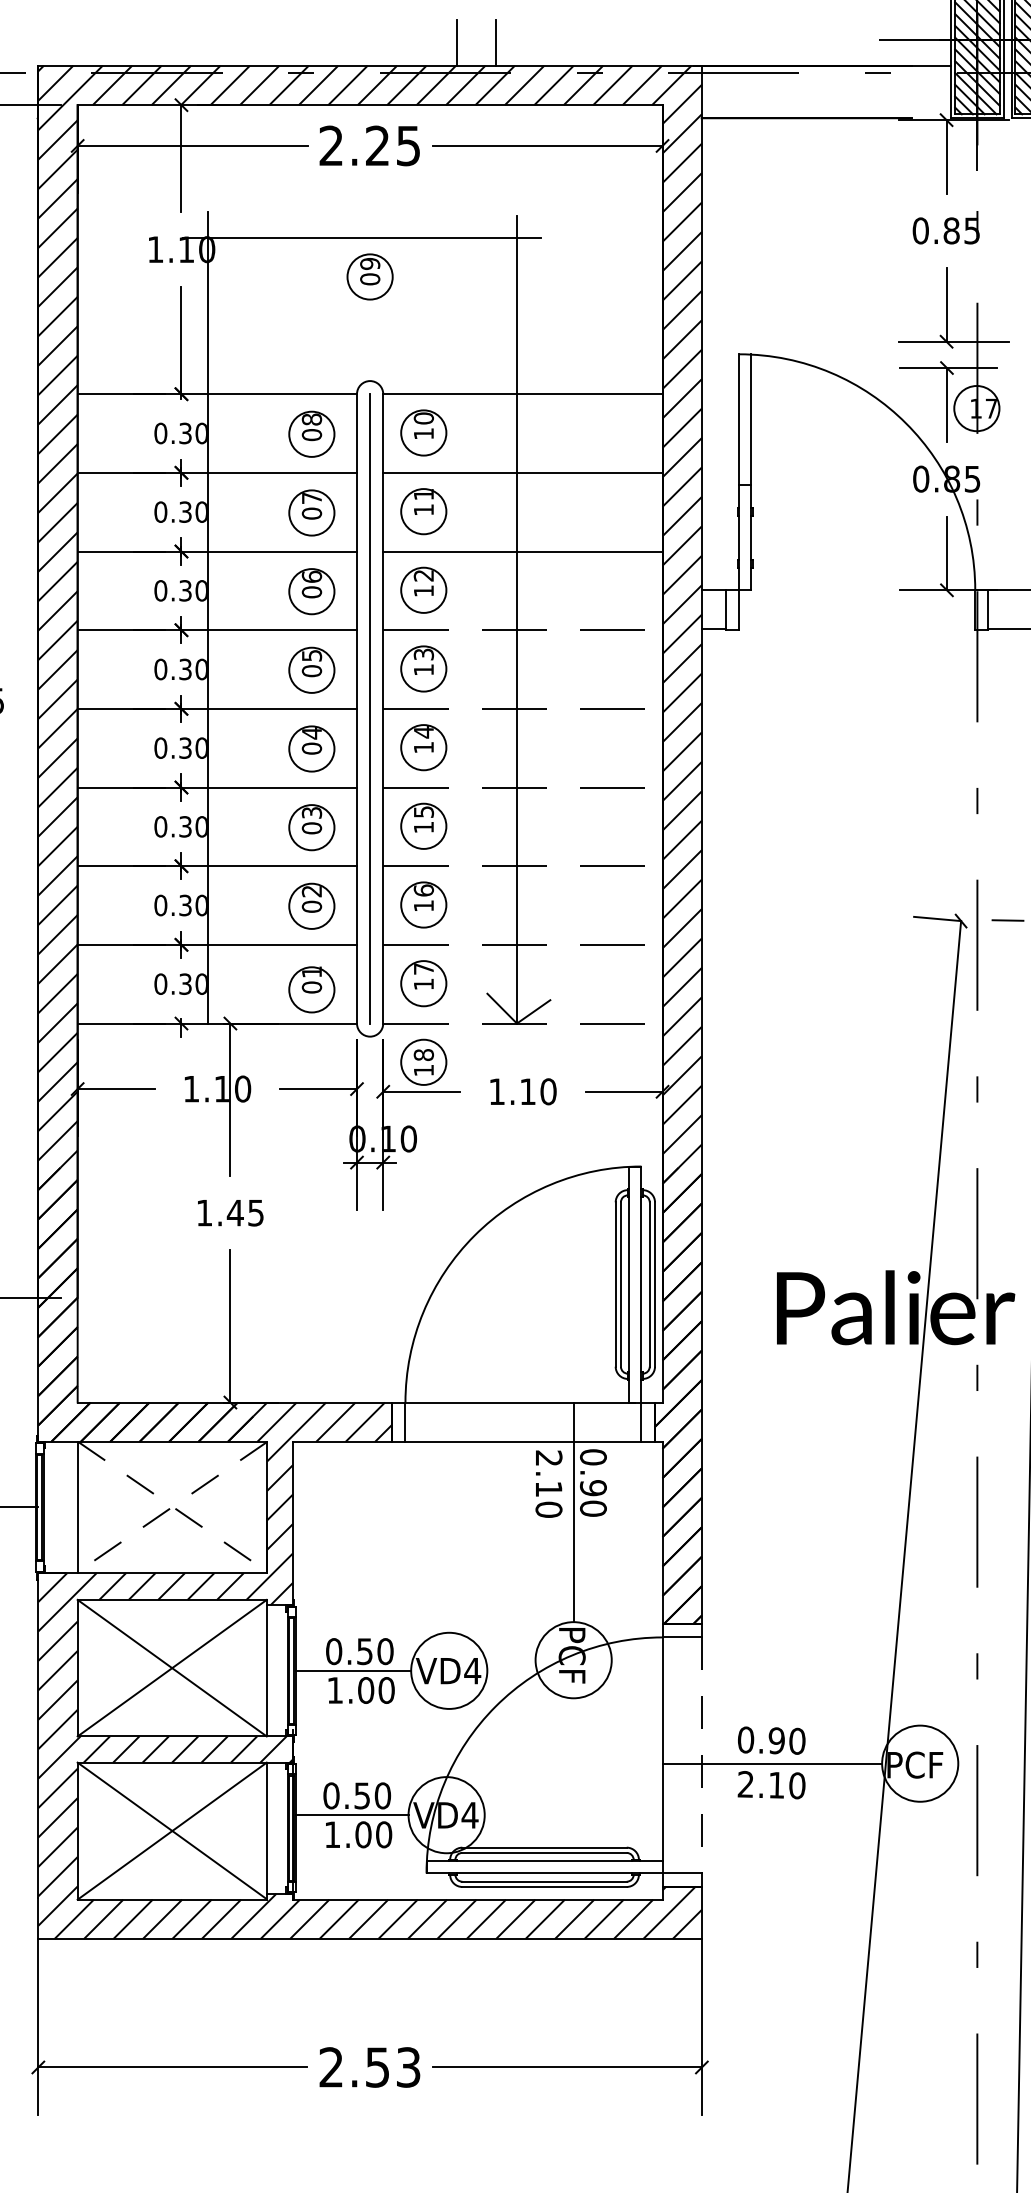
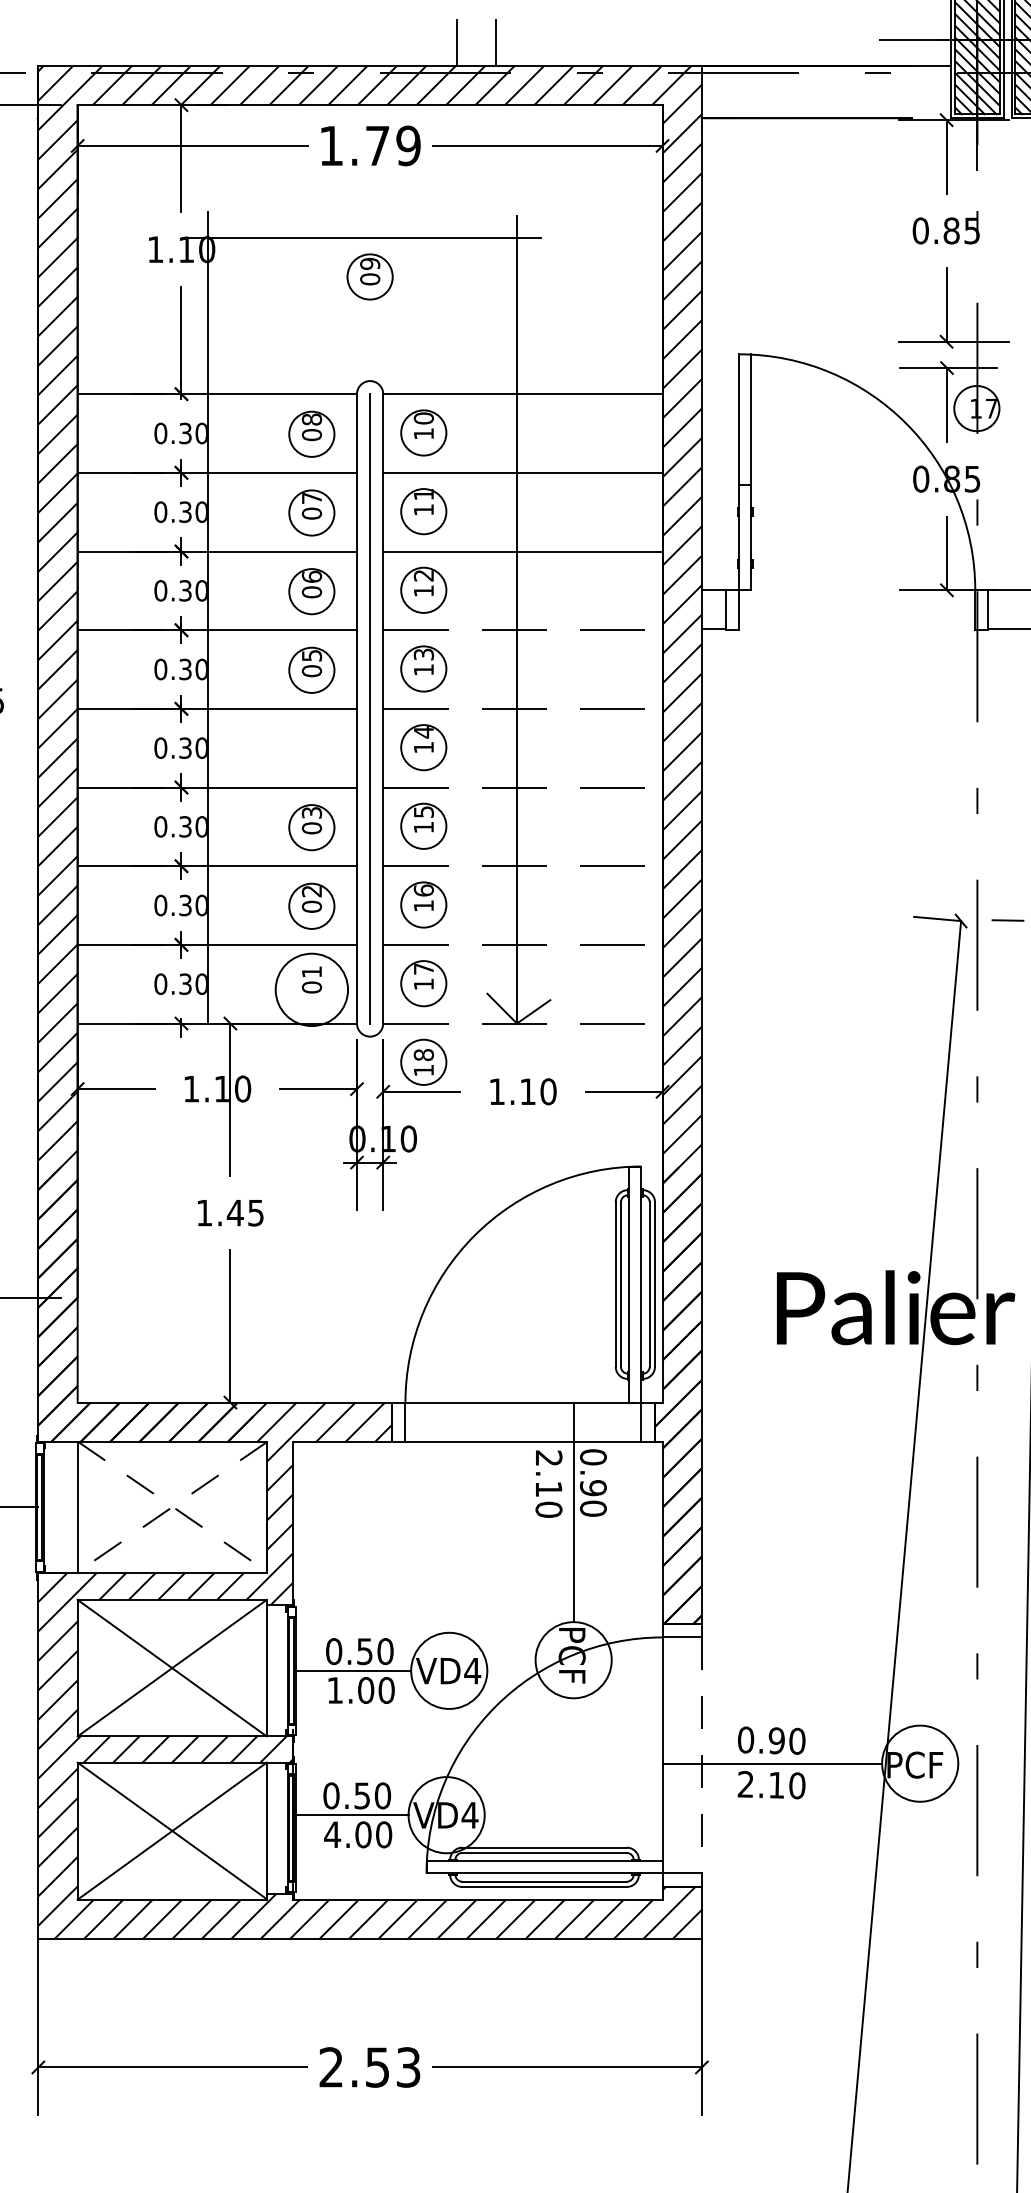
text: 2.25 -> 1.79 (369, 145)
part: present -> none (311, 748)
circle diameter: 45 px -> 72 px (311, 989)
text: 1.00 -> 4.00 (332, 1834)
